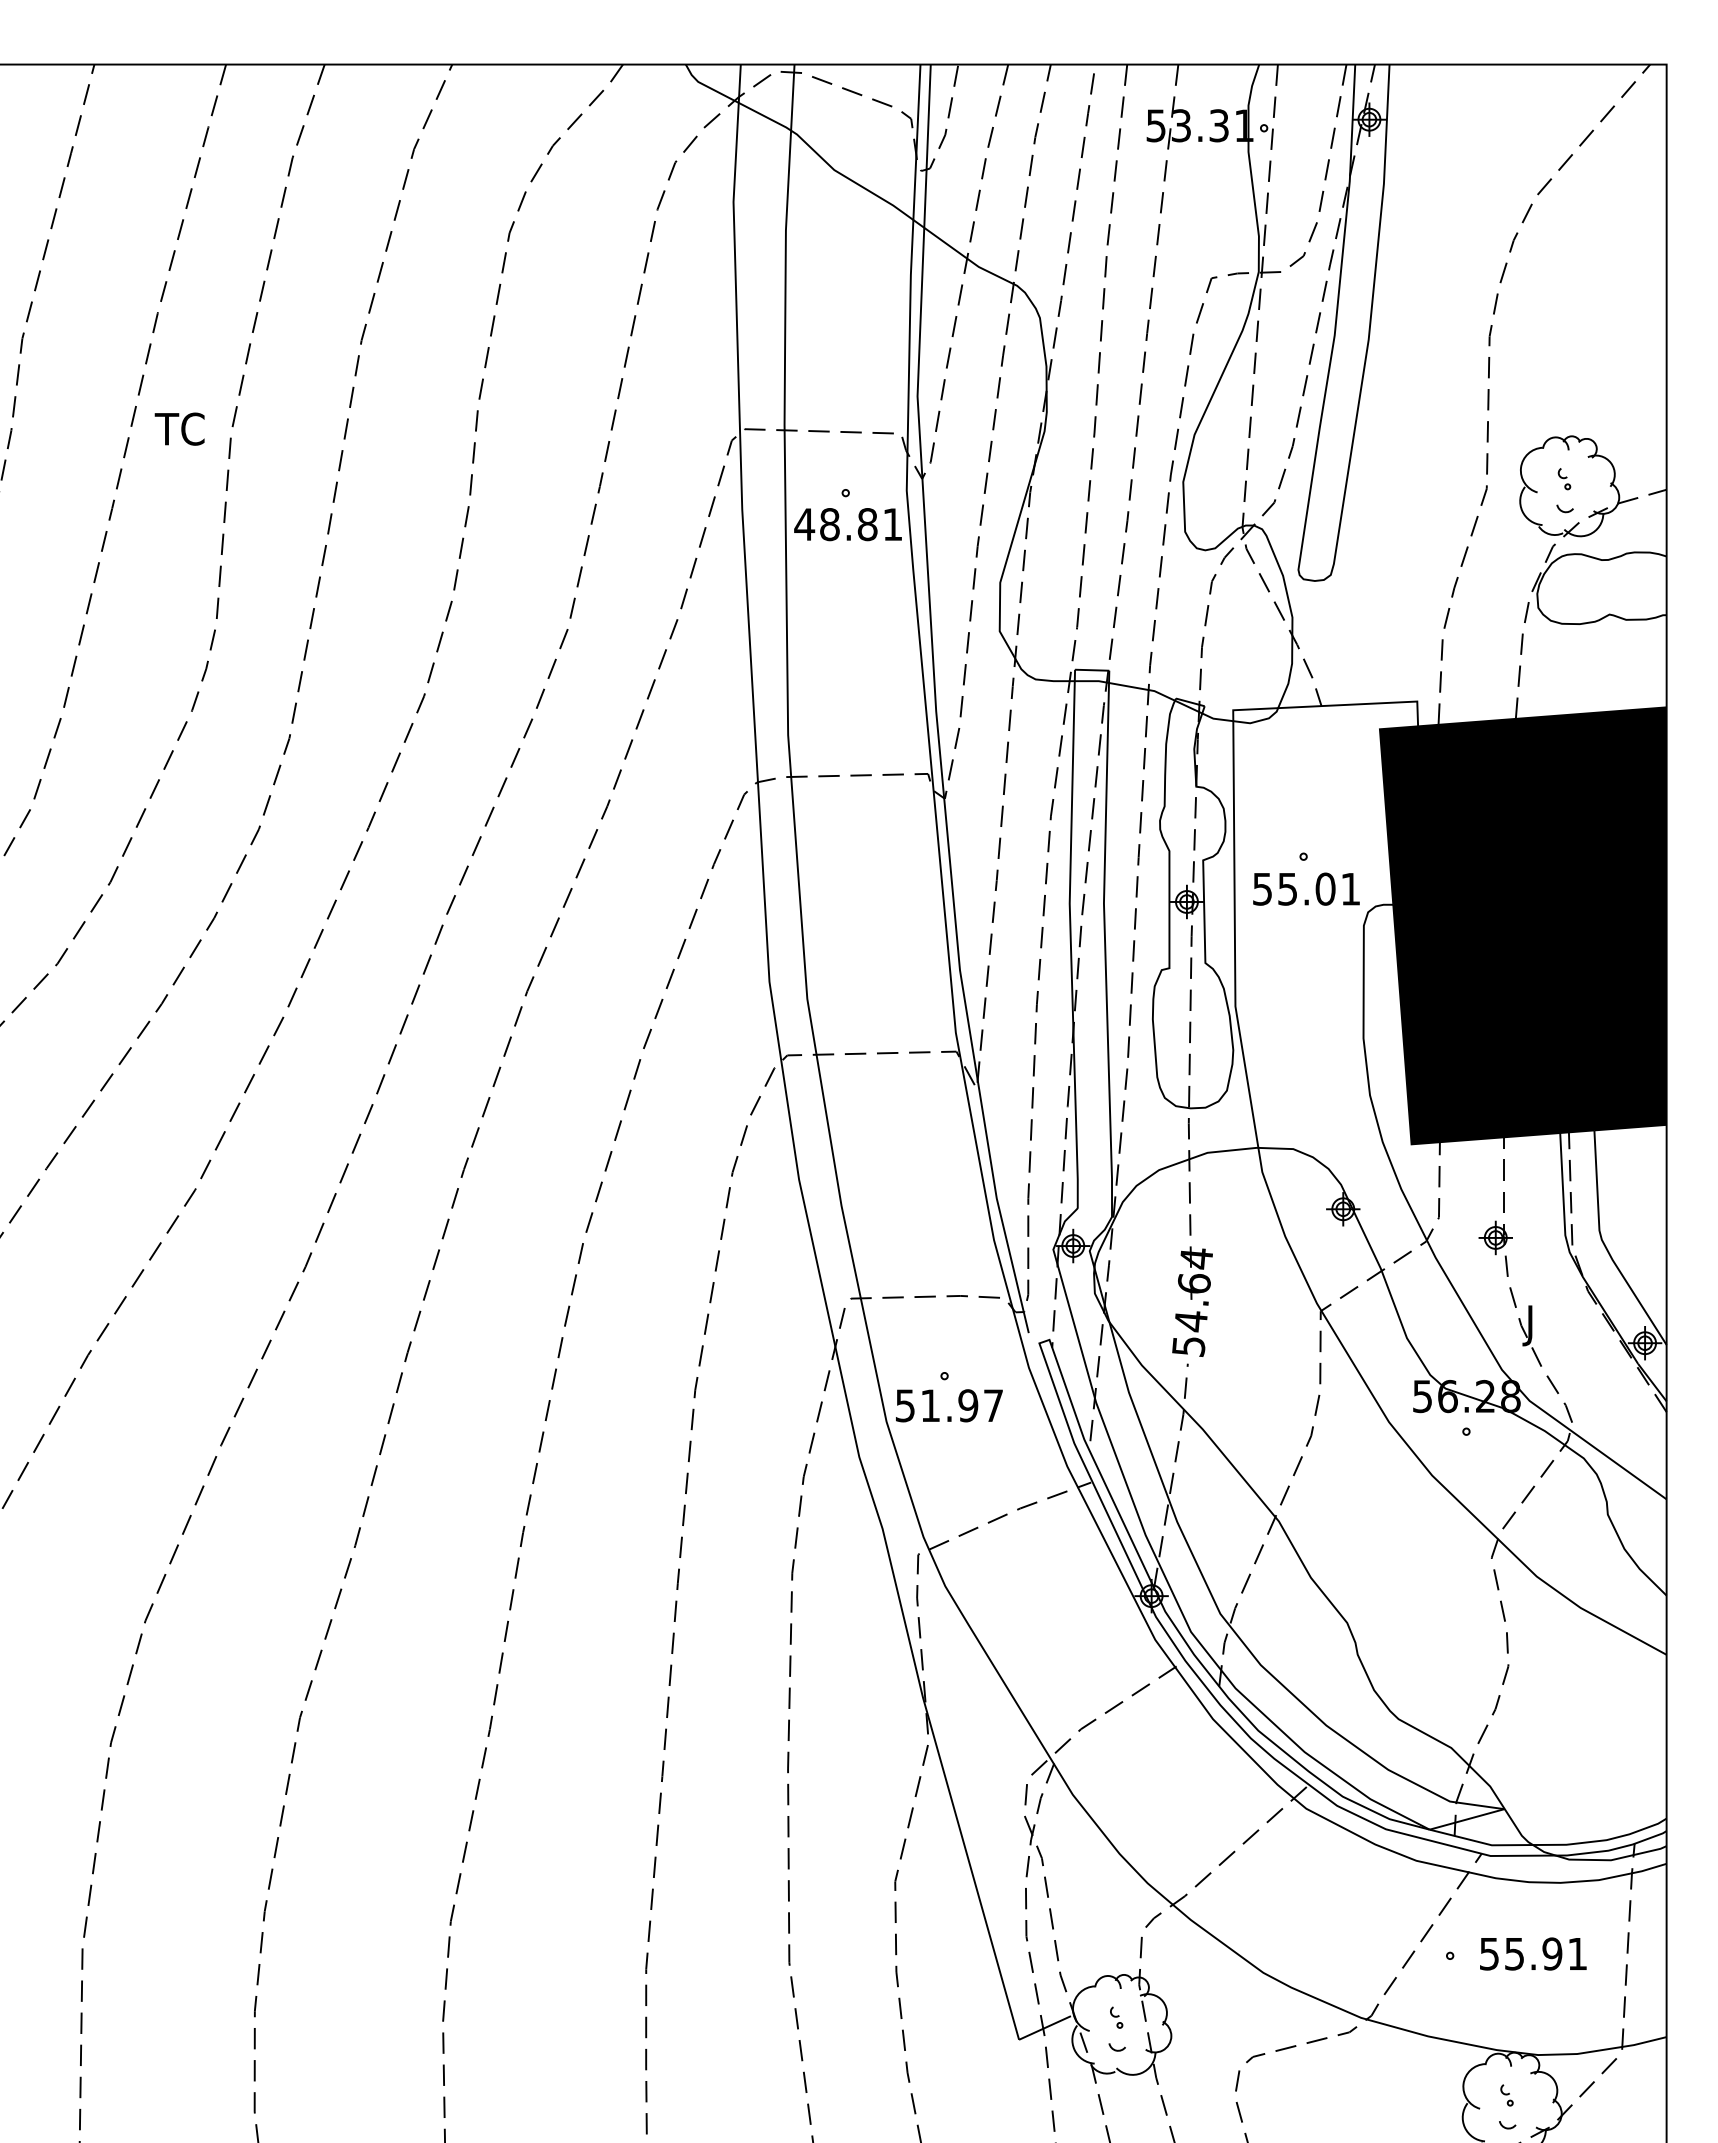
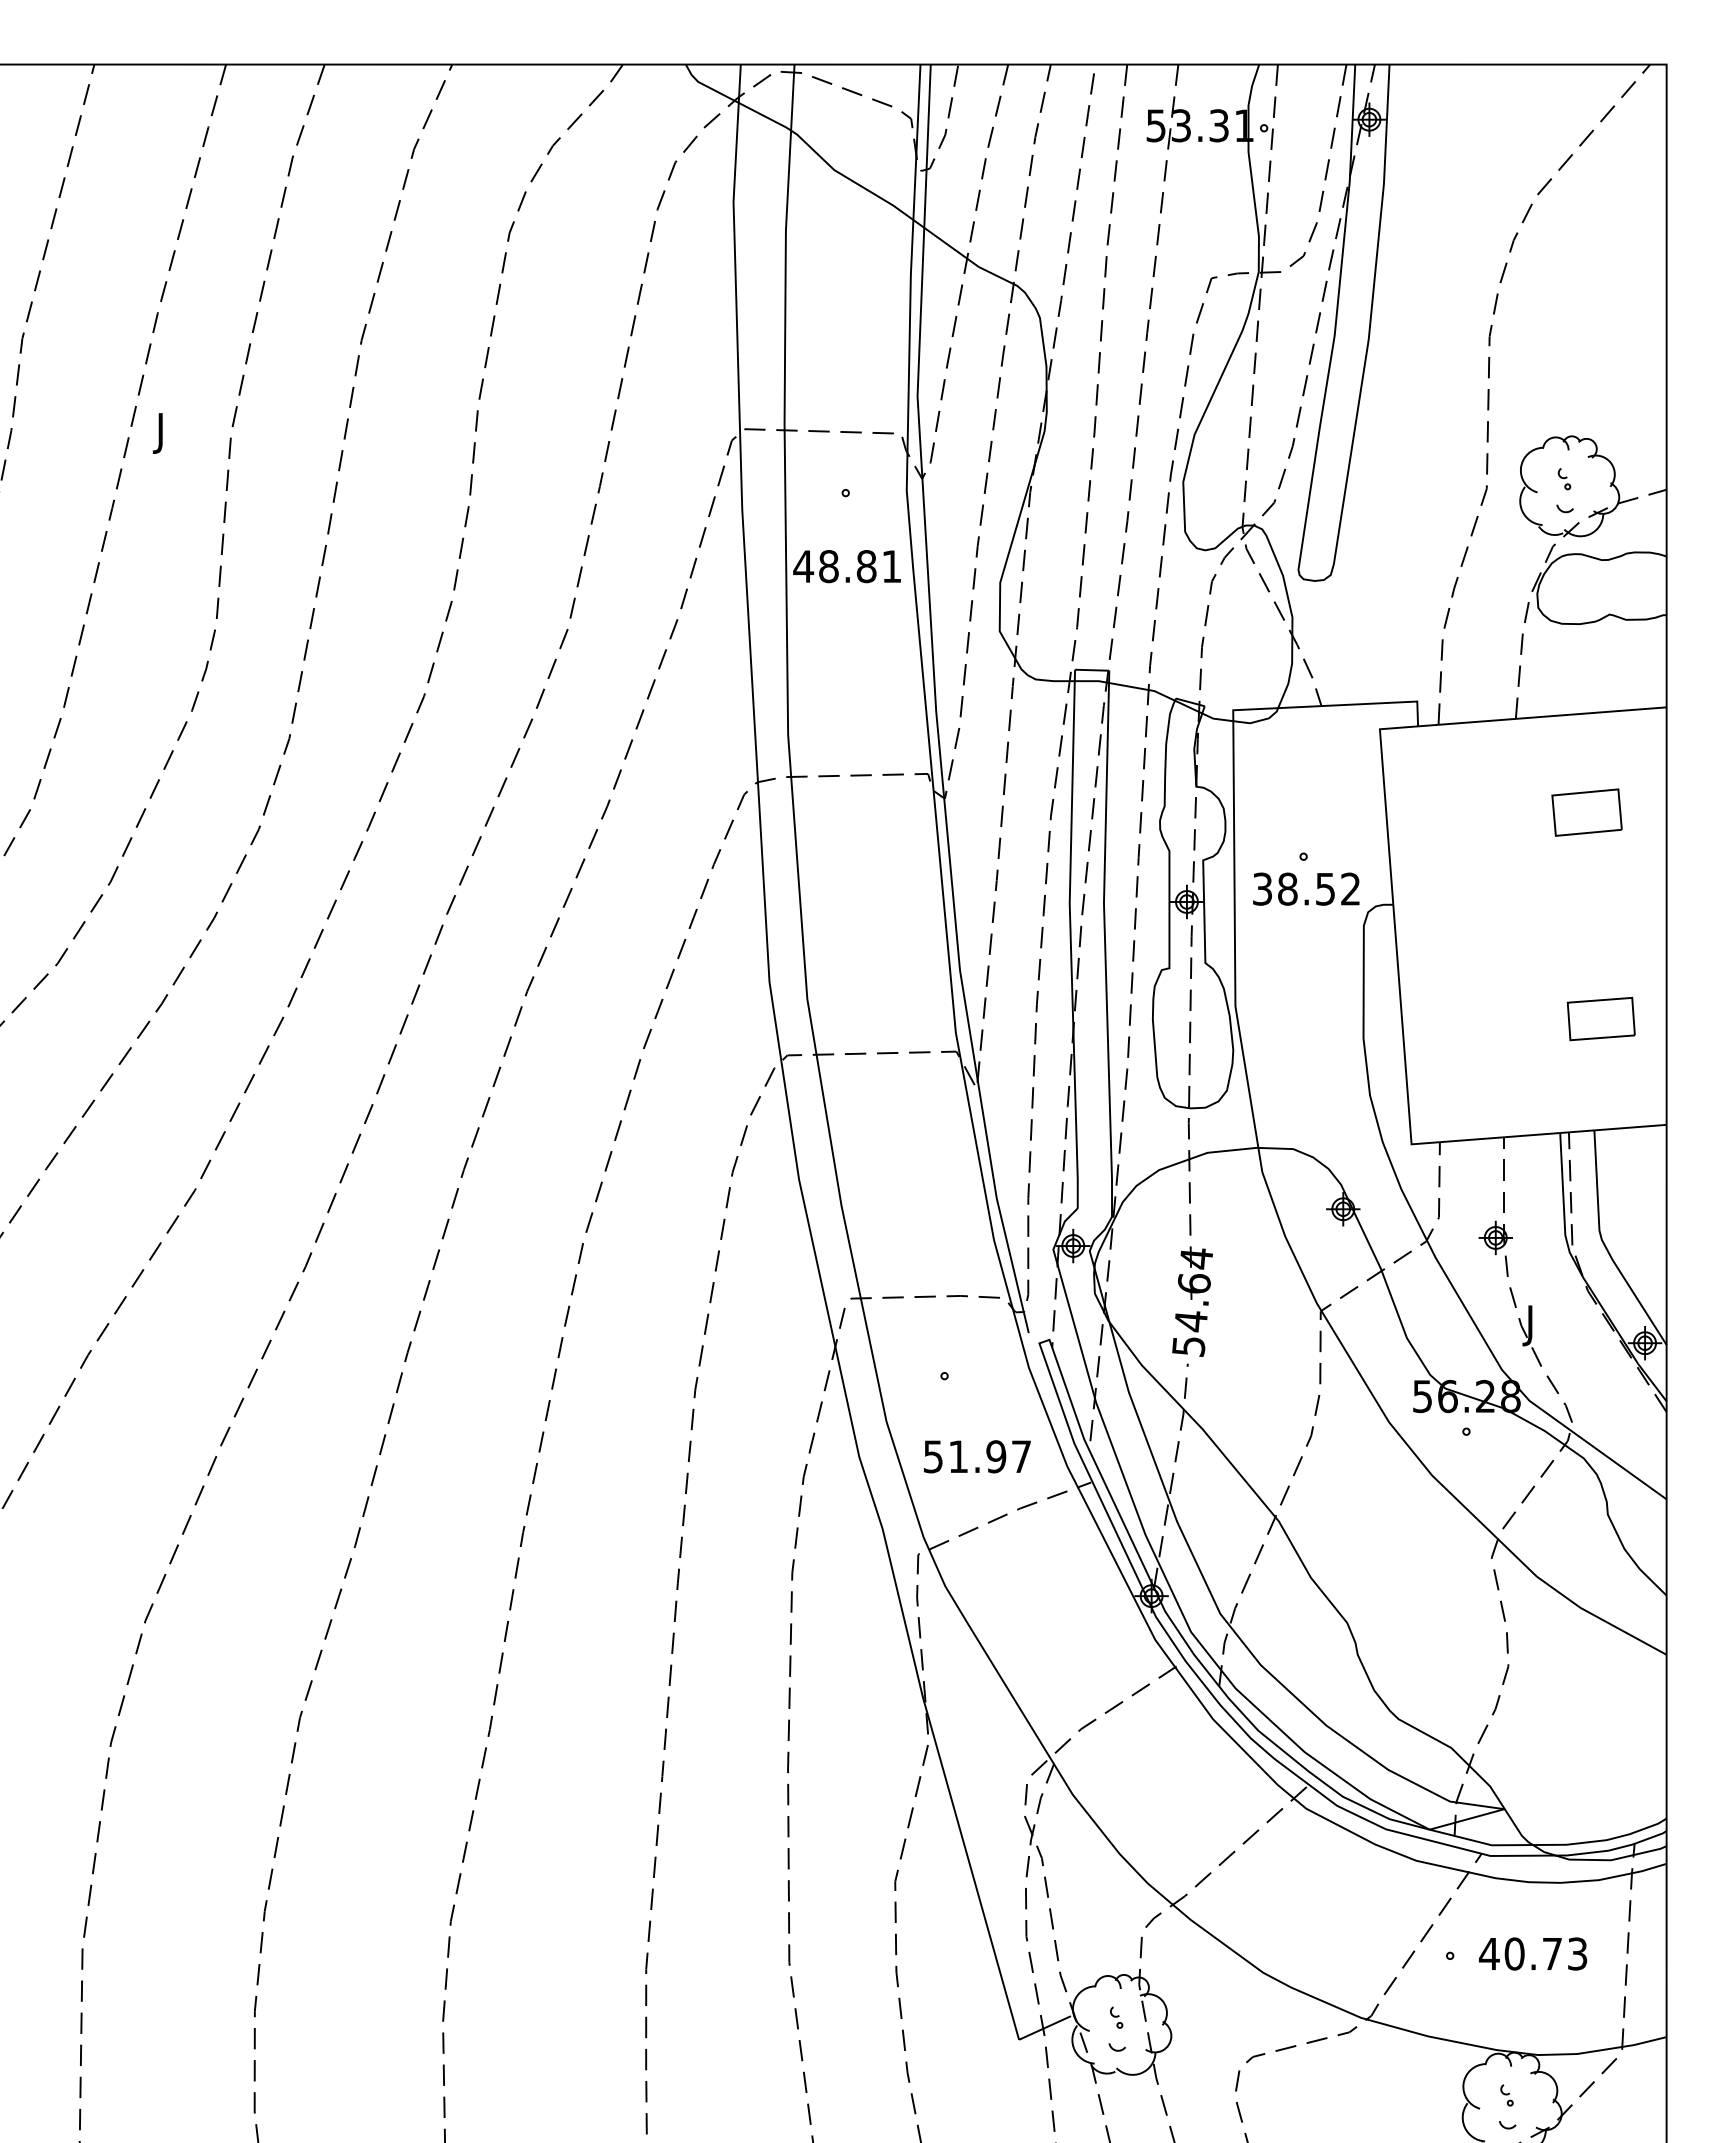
text: TC -> J (178, 432)
text position: (847, 524) -> (846, 566) (846, 566)
text: 55.01 -> 38.52 (1306, 888)
fill: present -> none (1522, 925)
text position: (949, 1405) -> (977, 1456) (977, 1456)
text: 55.91 -> 40.73 (1532, 1953)
